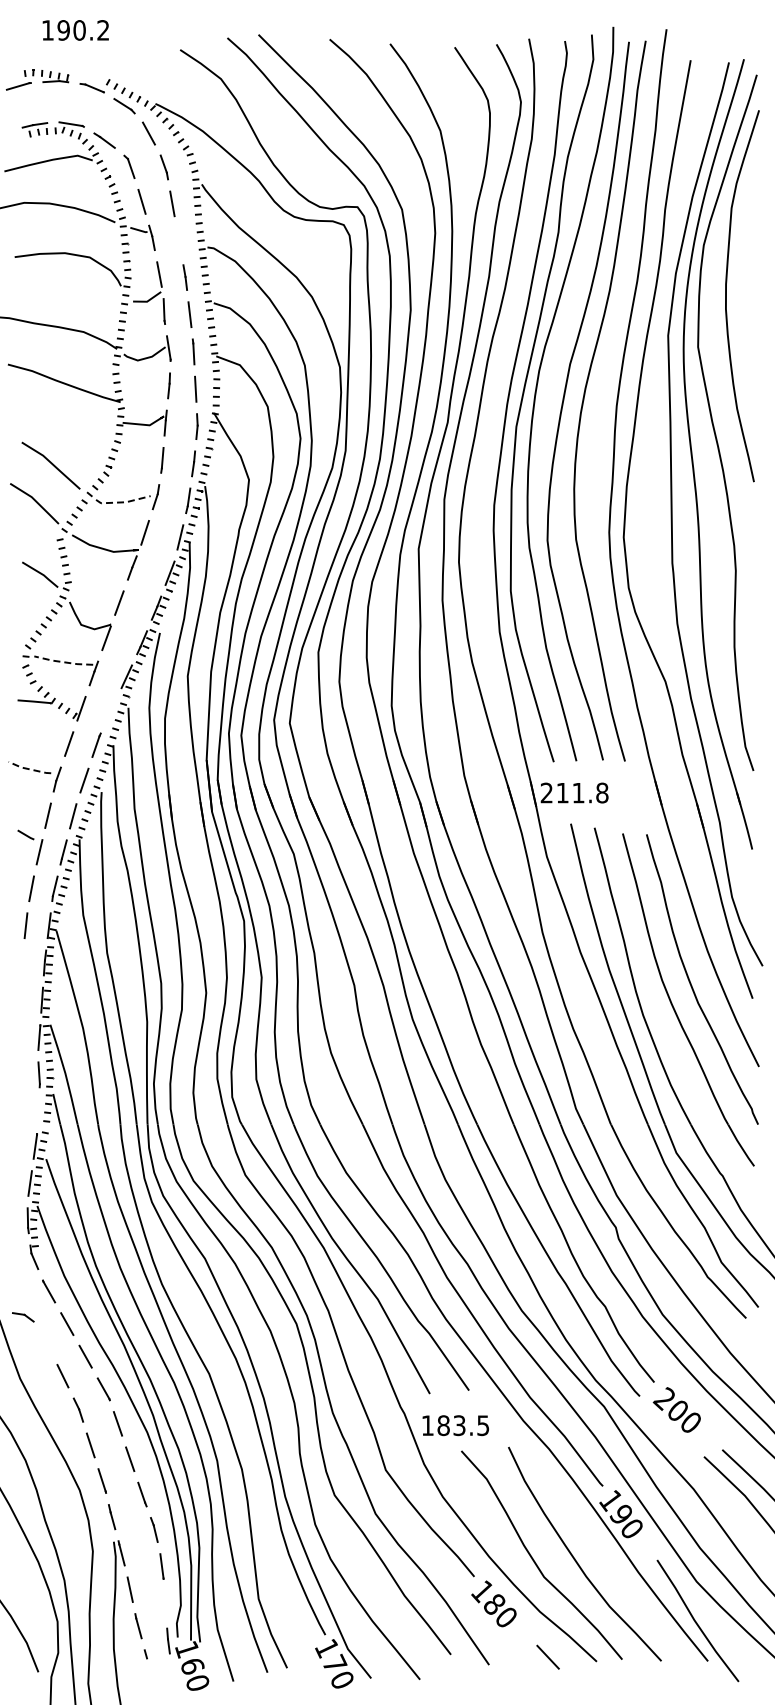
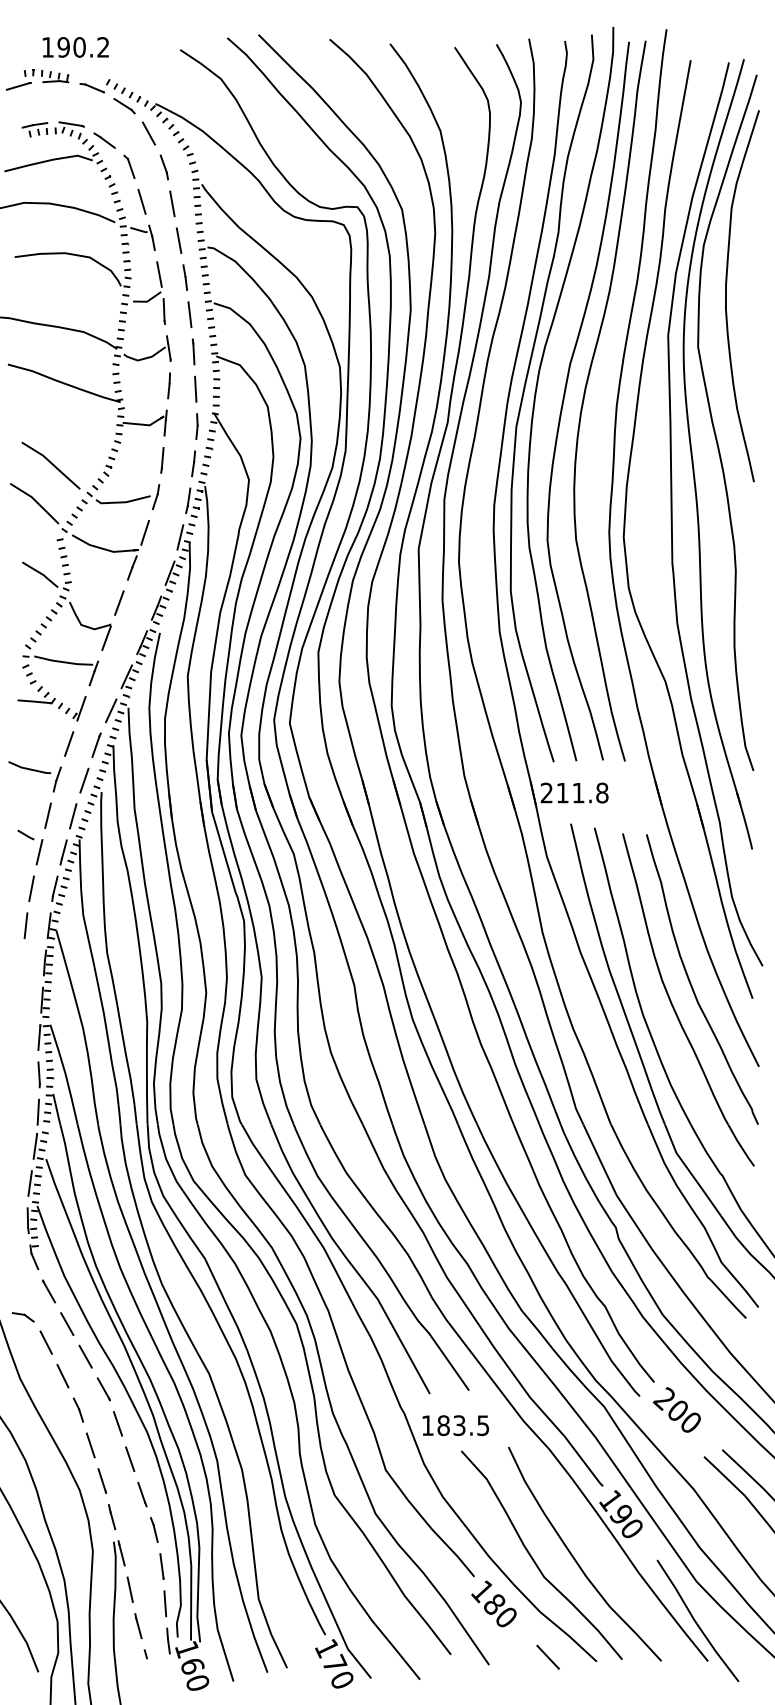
text position: (75, 30) -> (75, 47) (75, 47)
line: none -> present (178, 240)
line: dashed -> solid (123, 502)
line: dashed -> solid (63, 662)
line: none -> present (111, 710)
line: dashed -> solid (29, 769)
line: none -> present (38, 1111)
line: none -> present (45, 1342)
line: none -> present (165, 1603)
